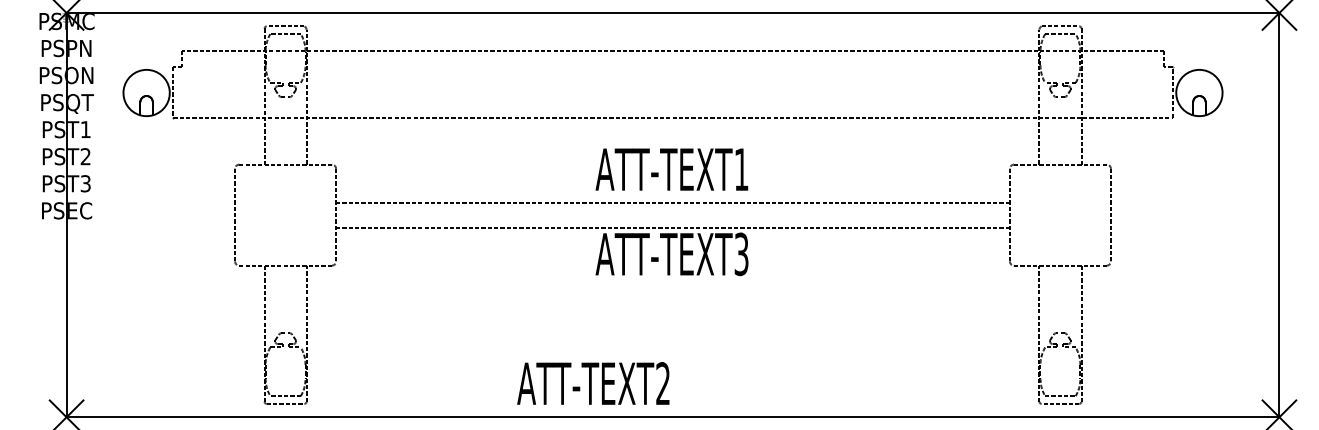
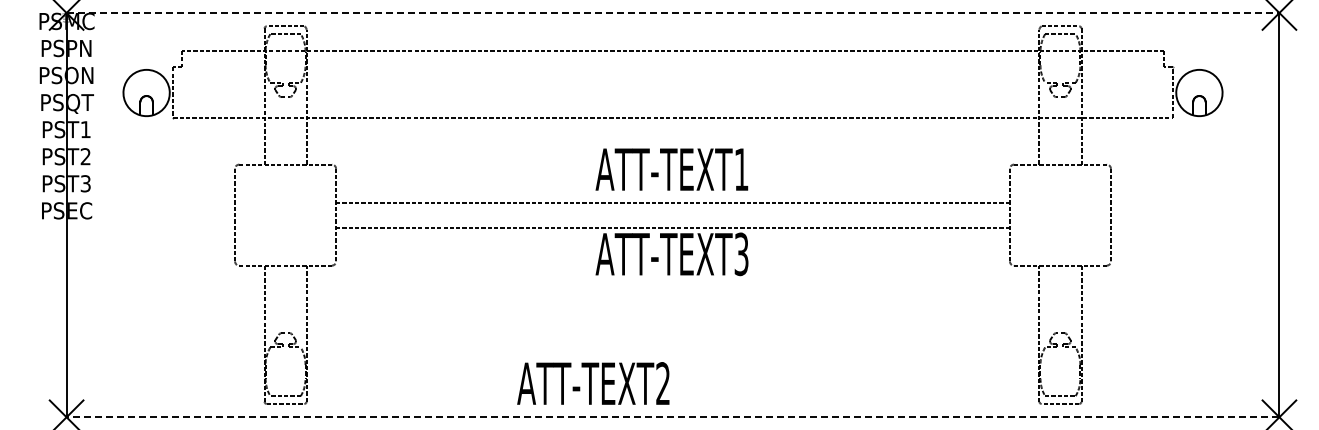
line: solid -> dashed (673, 13)
line: solid -> dashed (672, 417)
